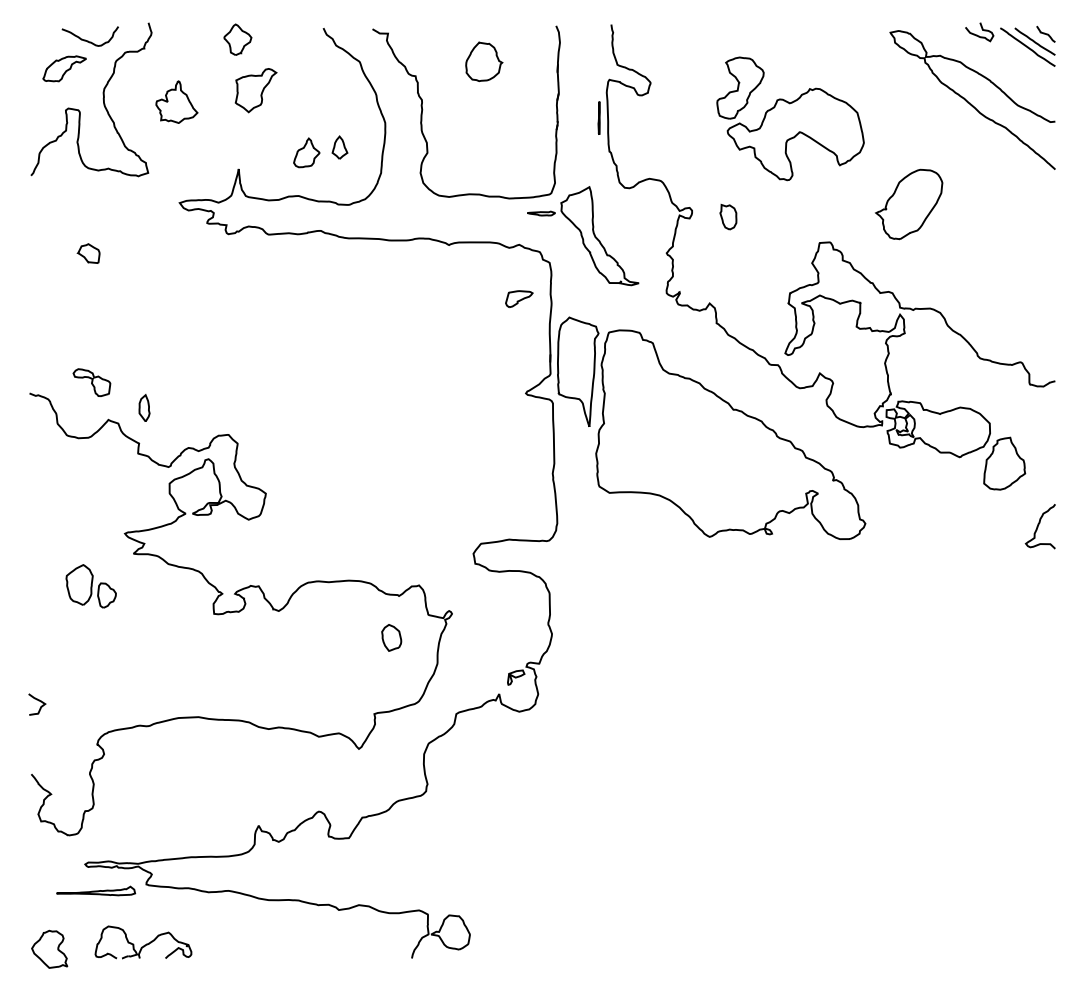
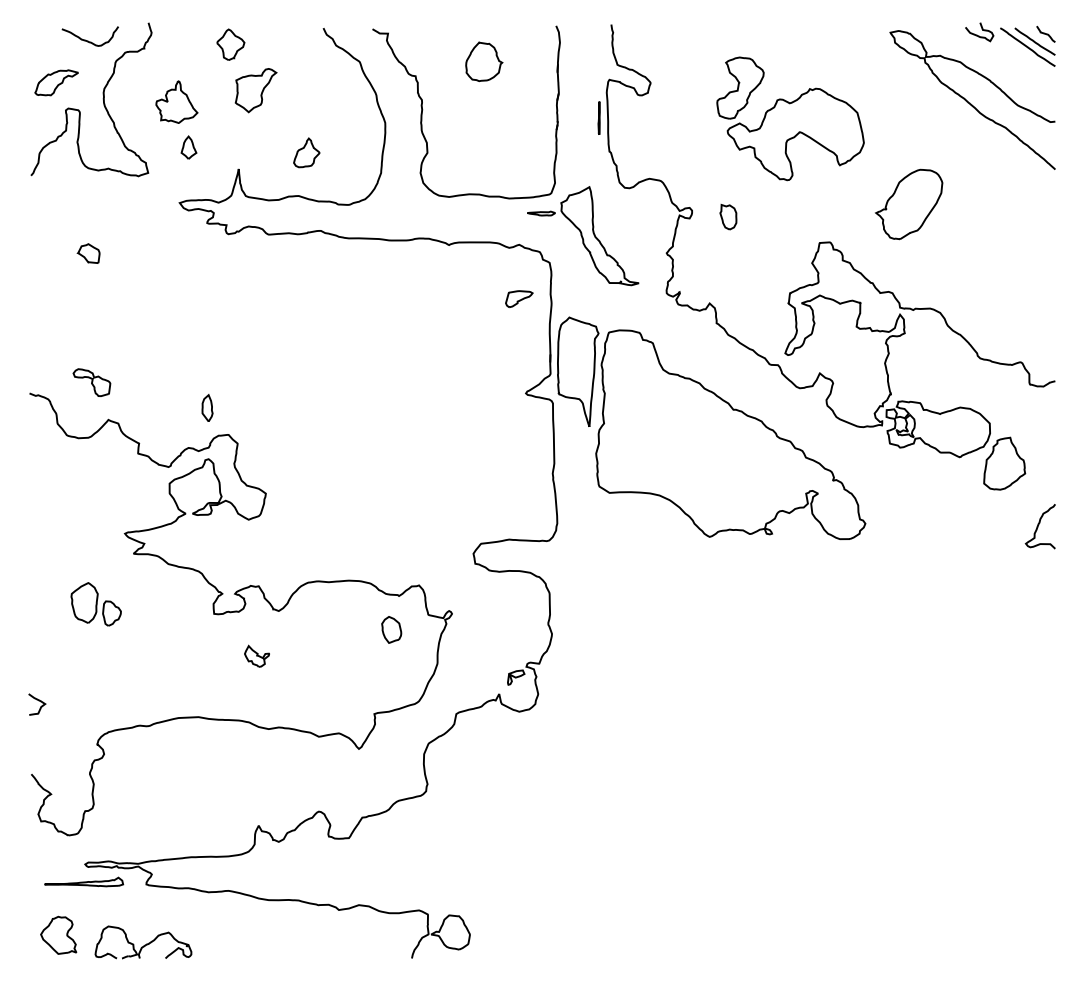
part position: (237, 39) -> (230, 44) (230, 44)
part position: (64, 68) -> (56, 82) (56, 82)
part position: (339, 147) -> (188, 147) (188, 147)
part position: (144, 407) -> (207, 407) (207, 407)
part position: (90, 586) -> (95, 604) (95, 604)
part position: (391, 637) -> (391, 629) (391, 629)
part: none -> present (256, 655)
part position: (96, 890) -> (84, 881) (84, 881)
part position: (49, 948) -> (58, 934) (58, 934)
